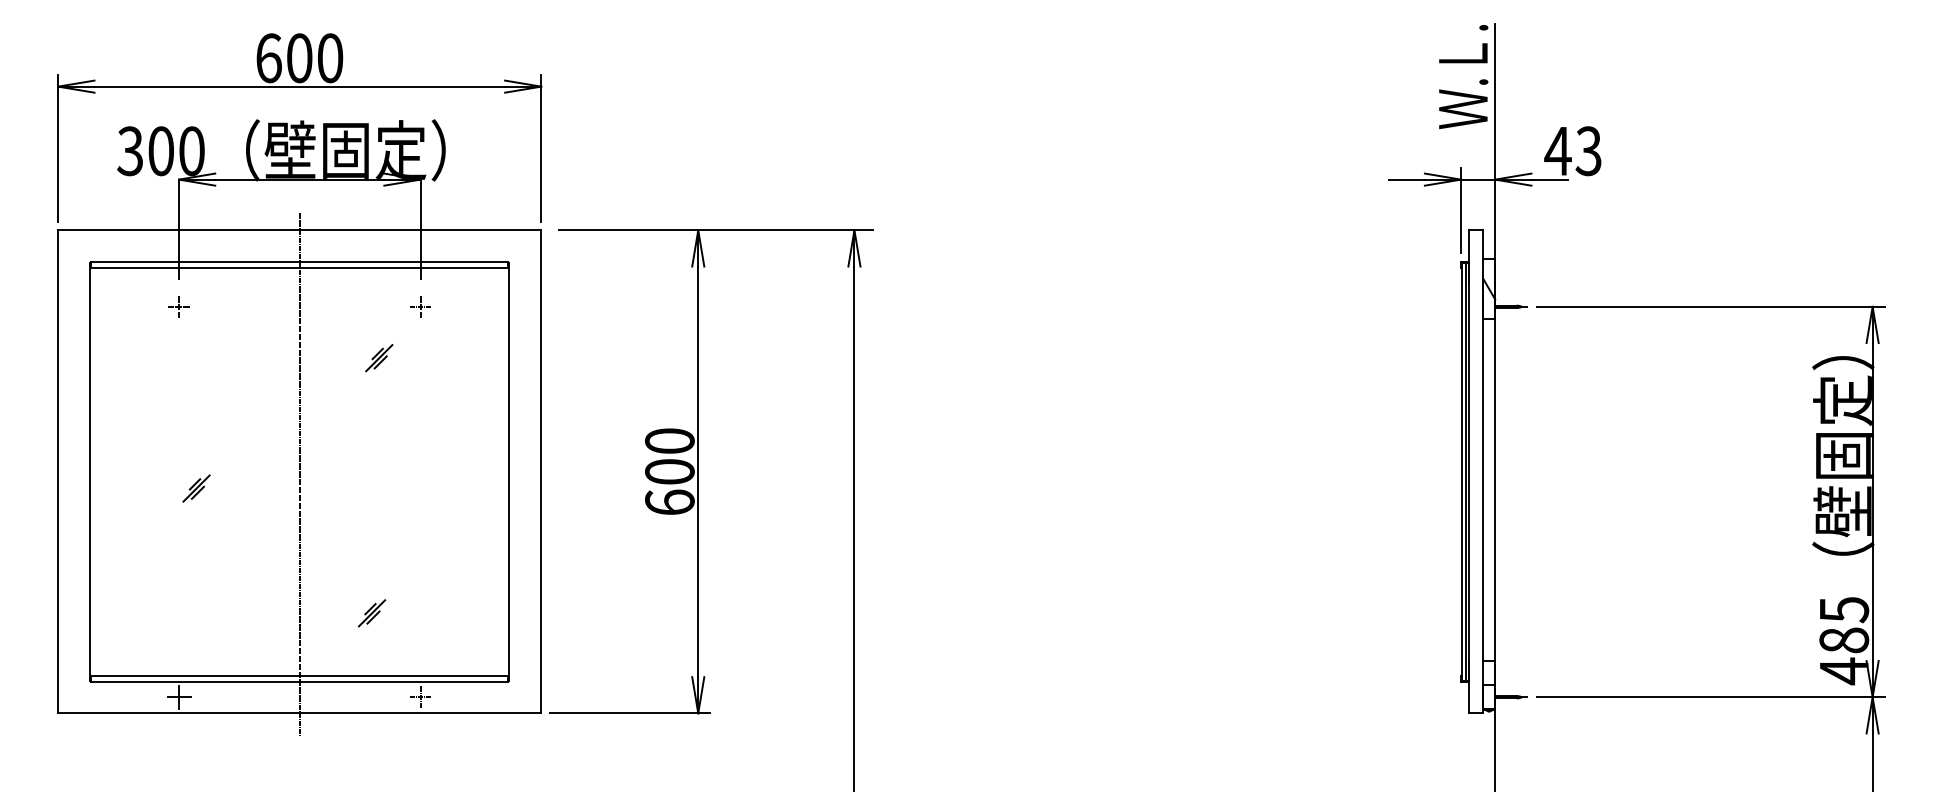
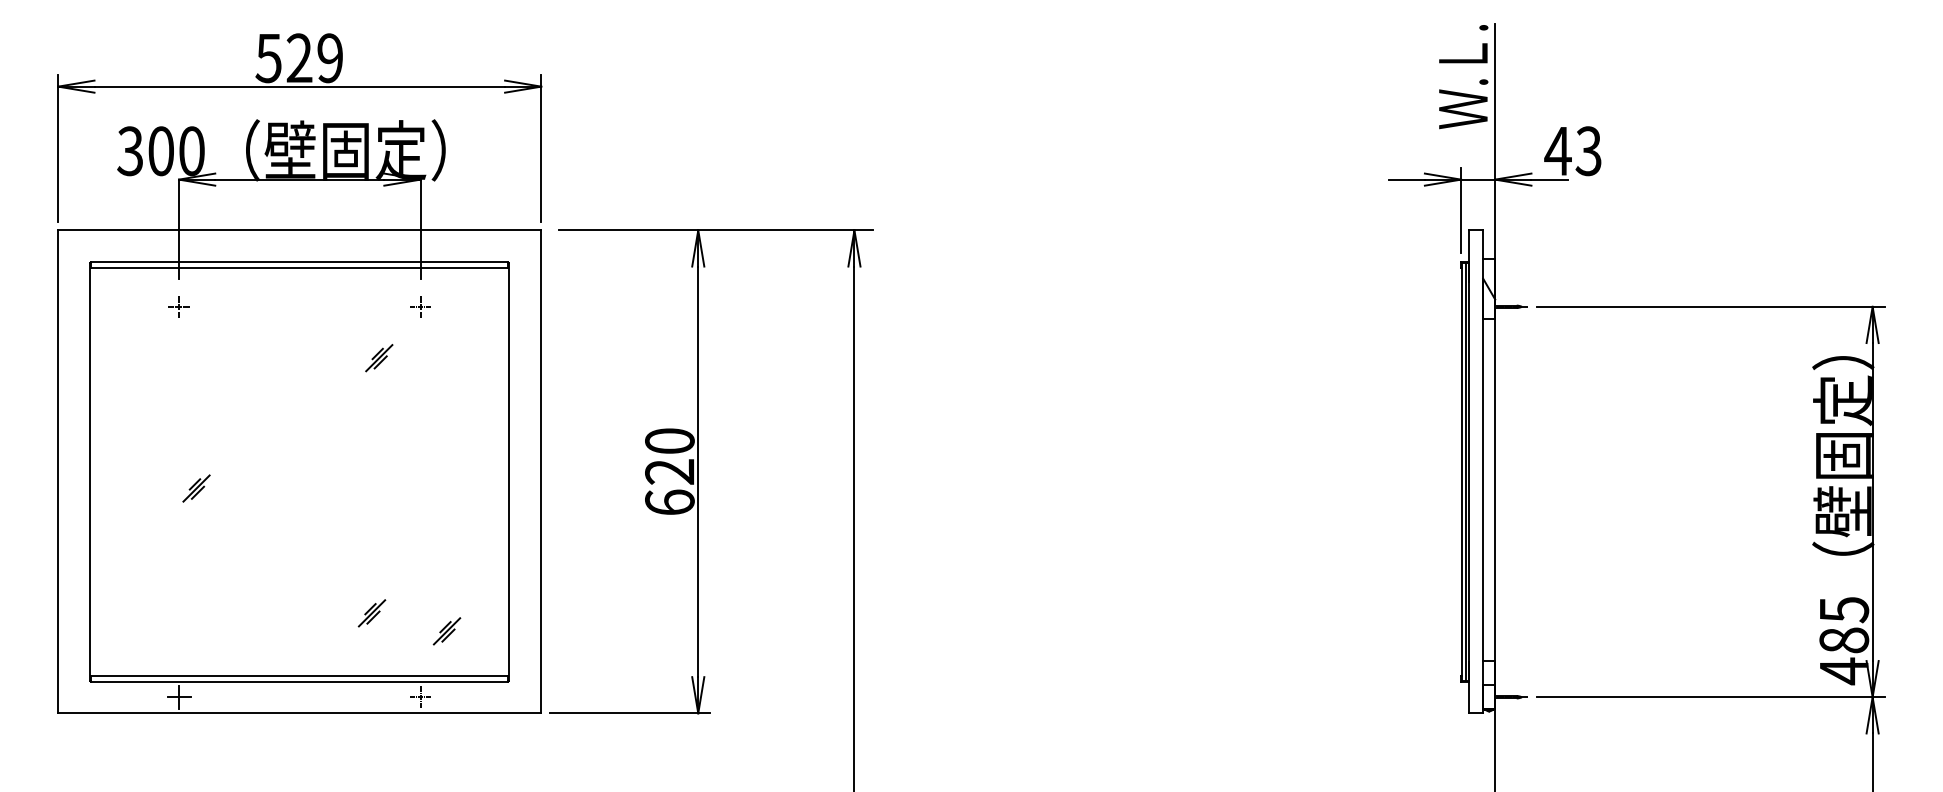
text: 600 -> 529 (299, 58)
text: 600 -> 620 (669, 471)
line: present -> none (299, 474)
part: none -> present (446, 631)
